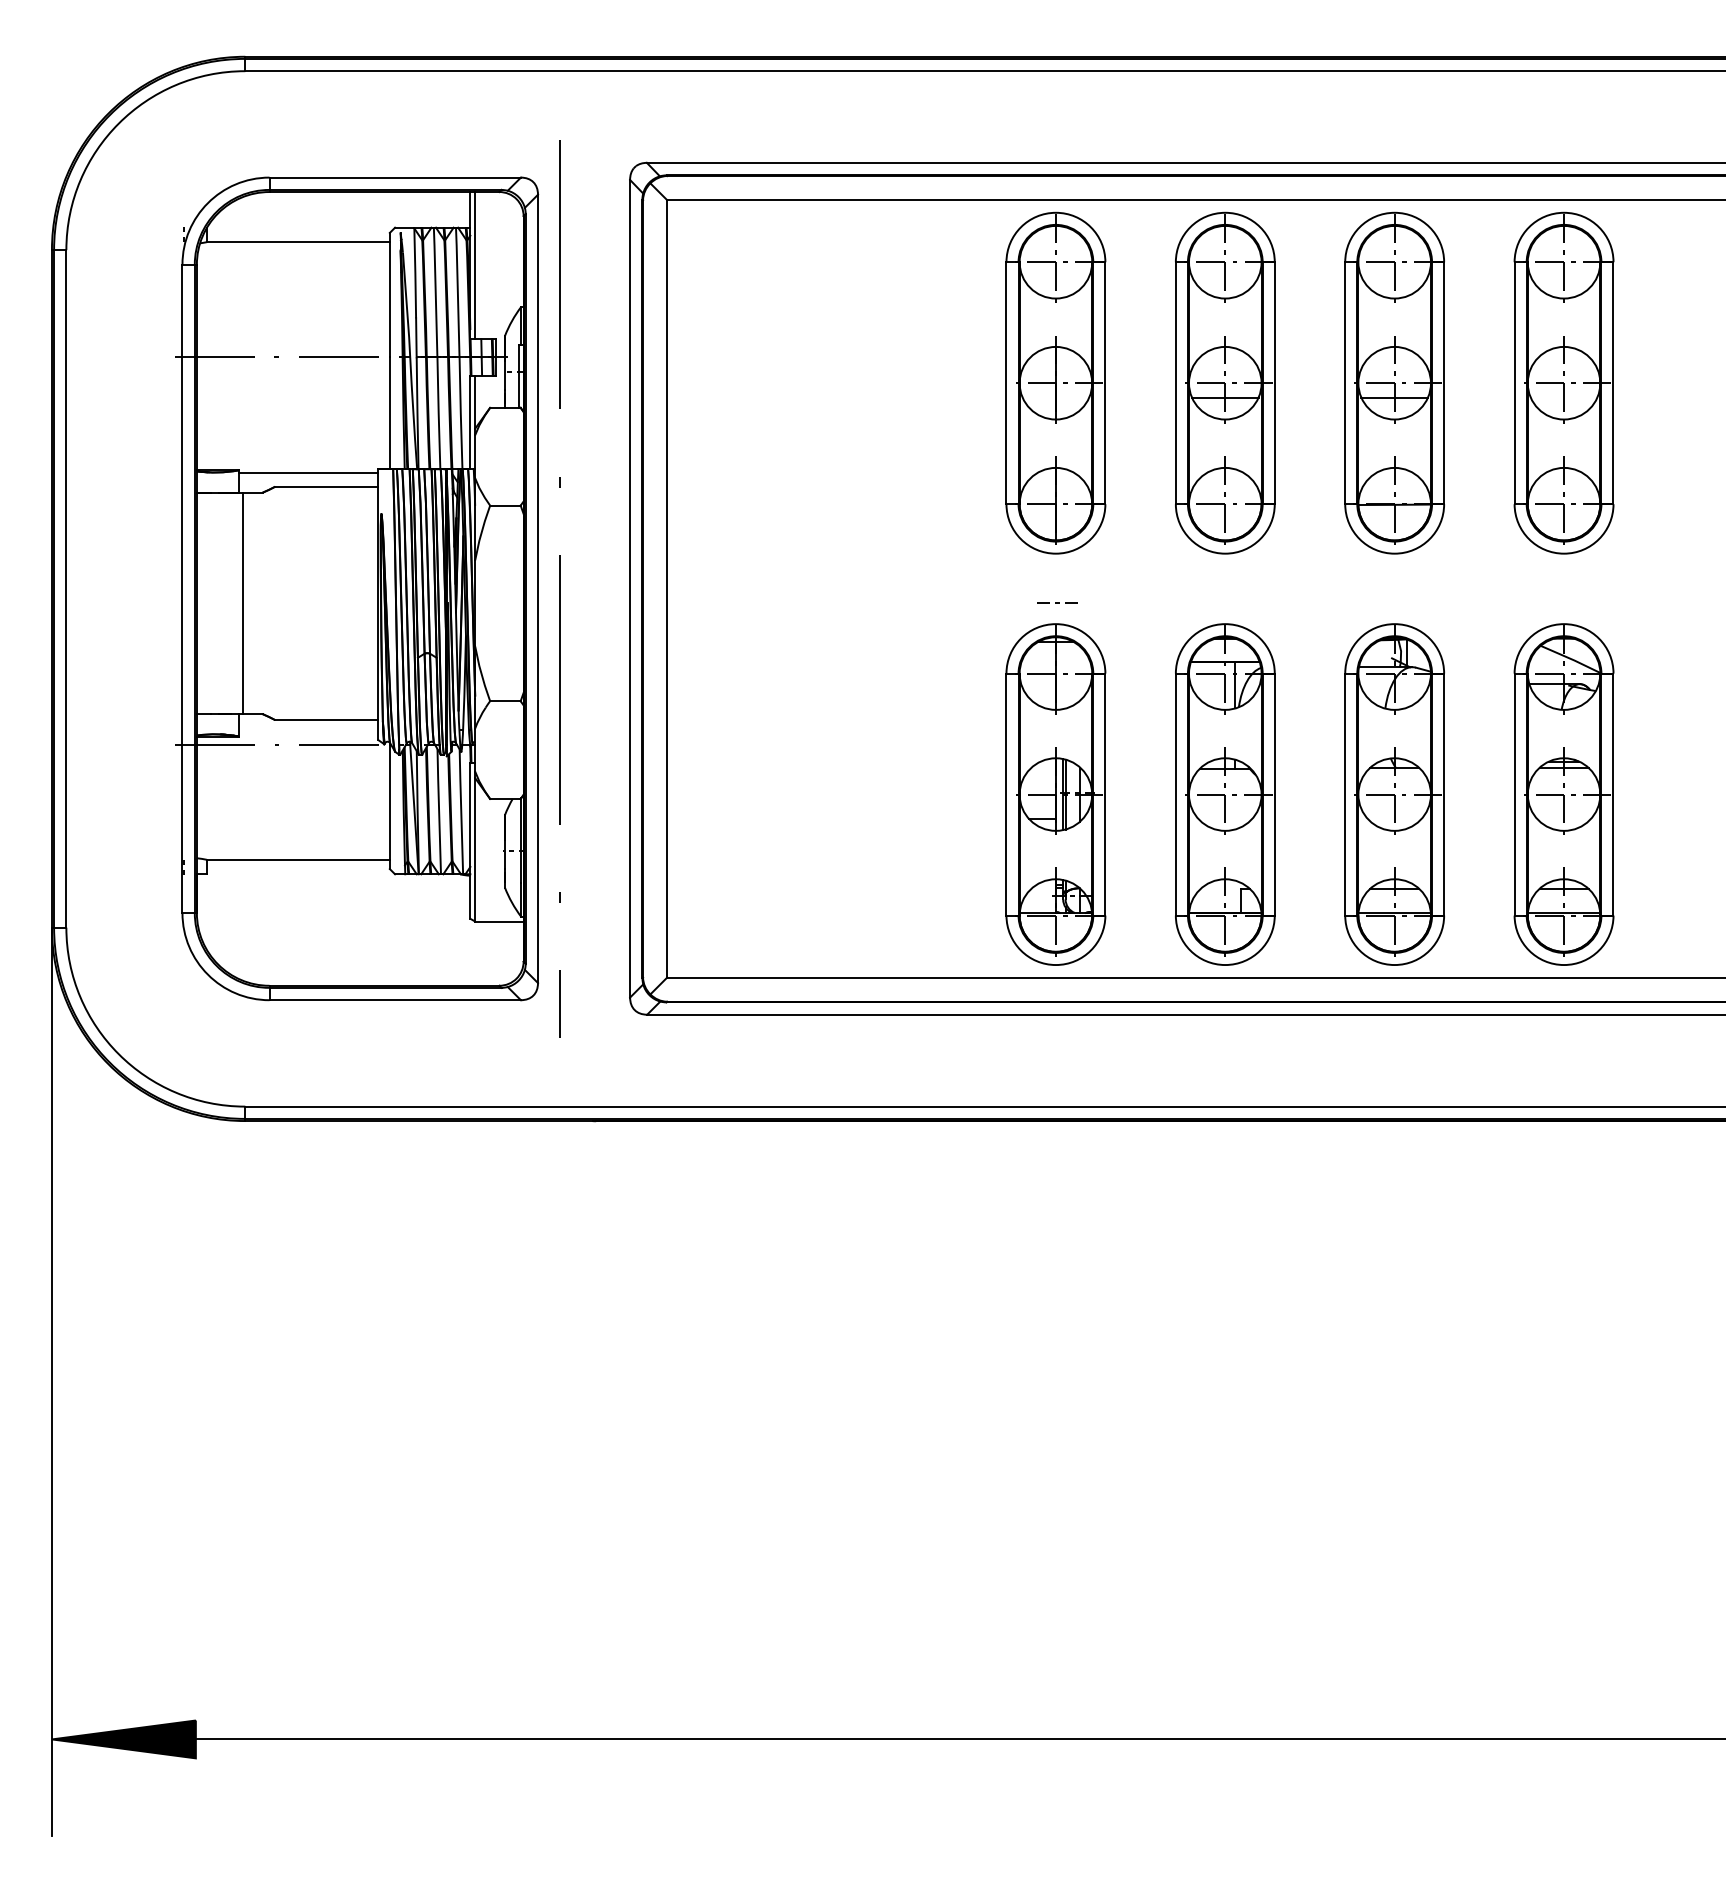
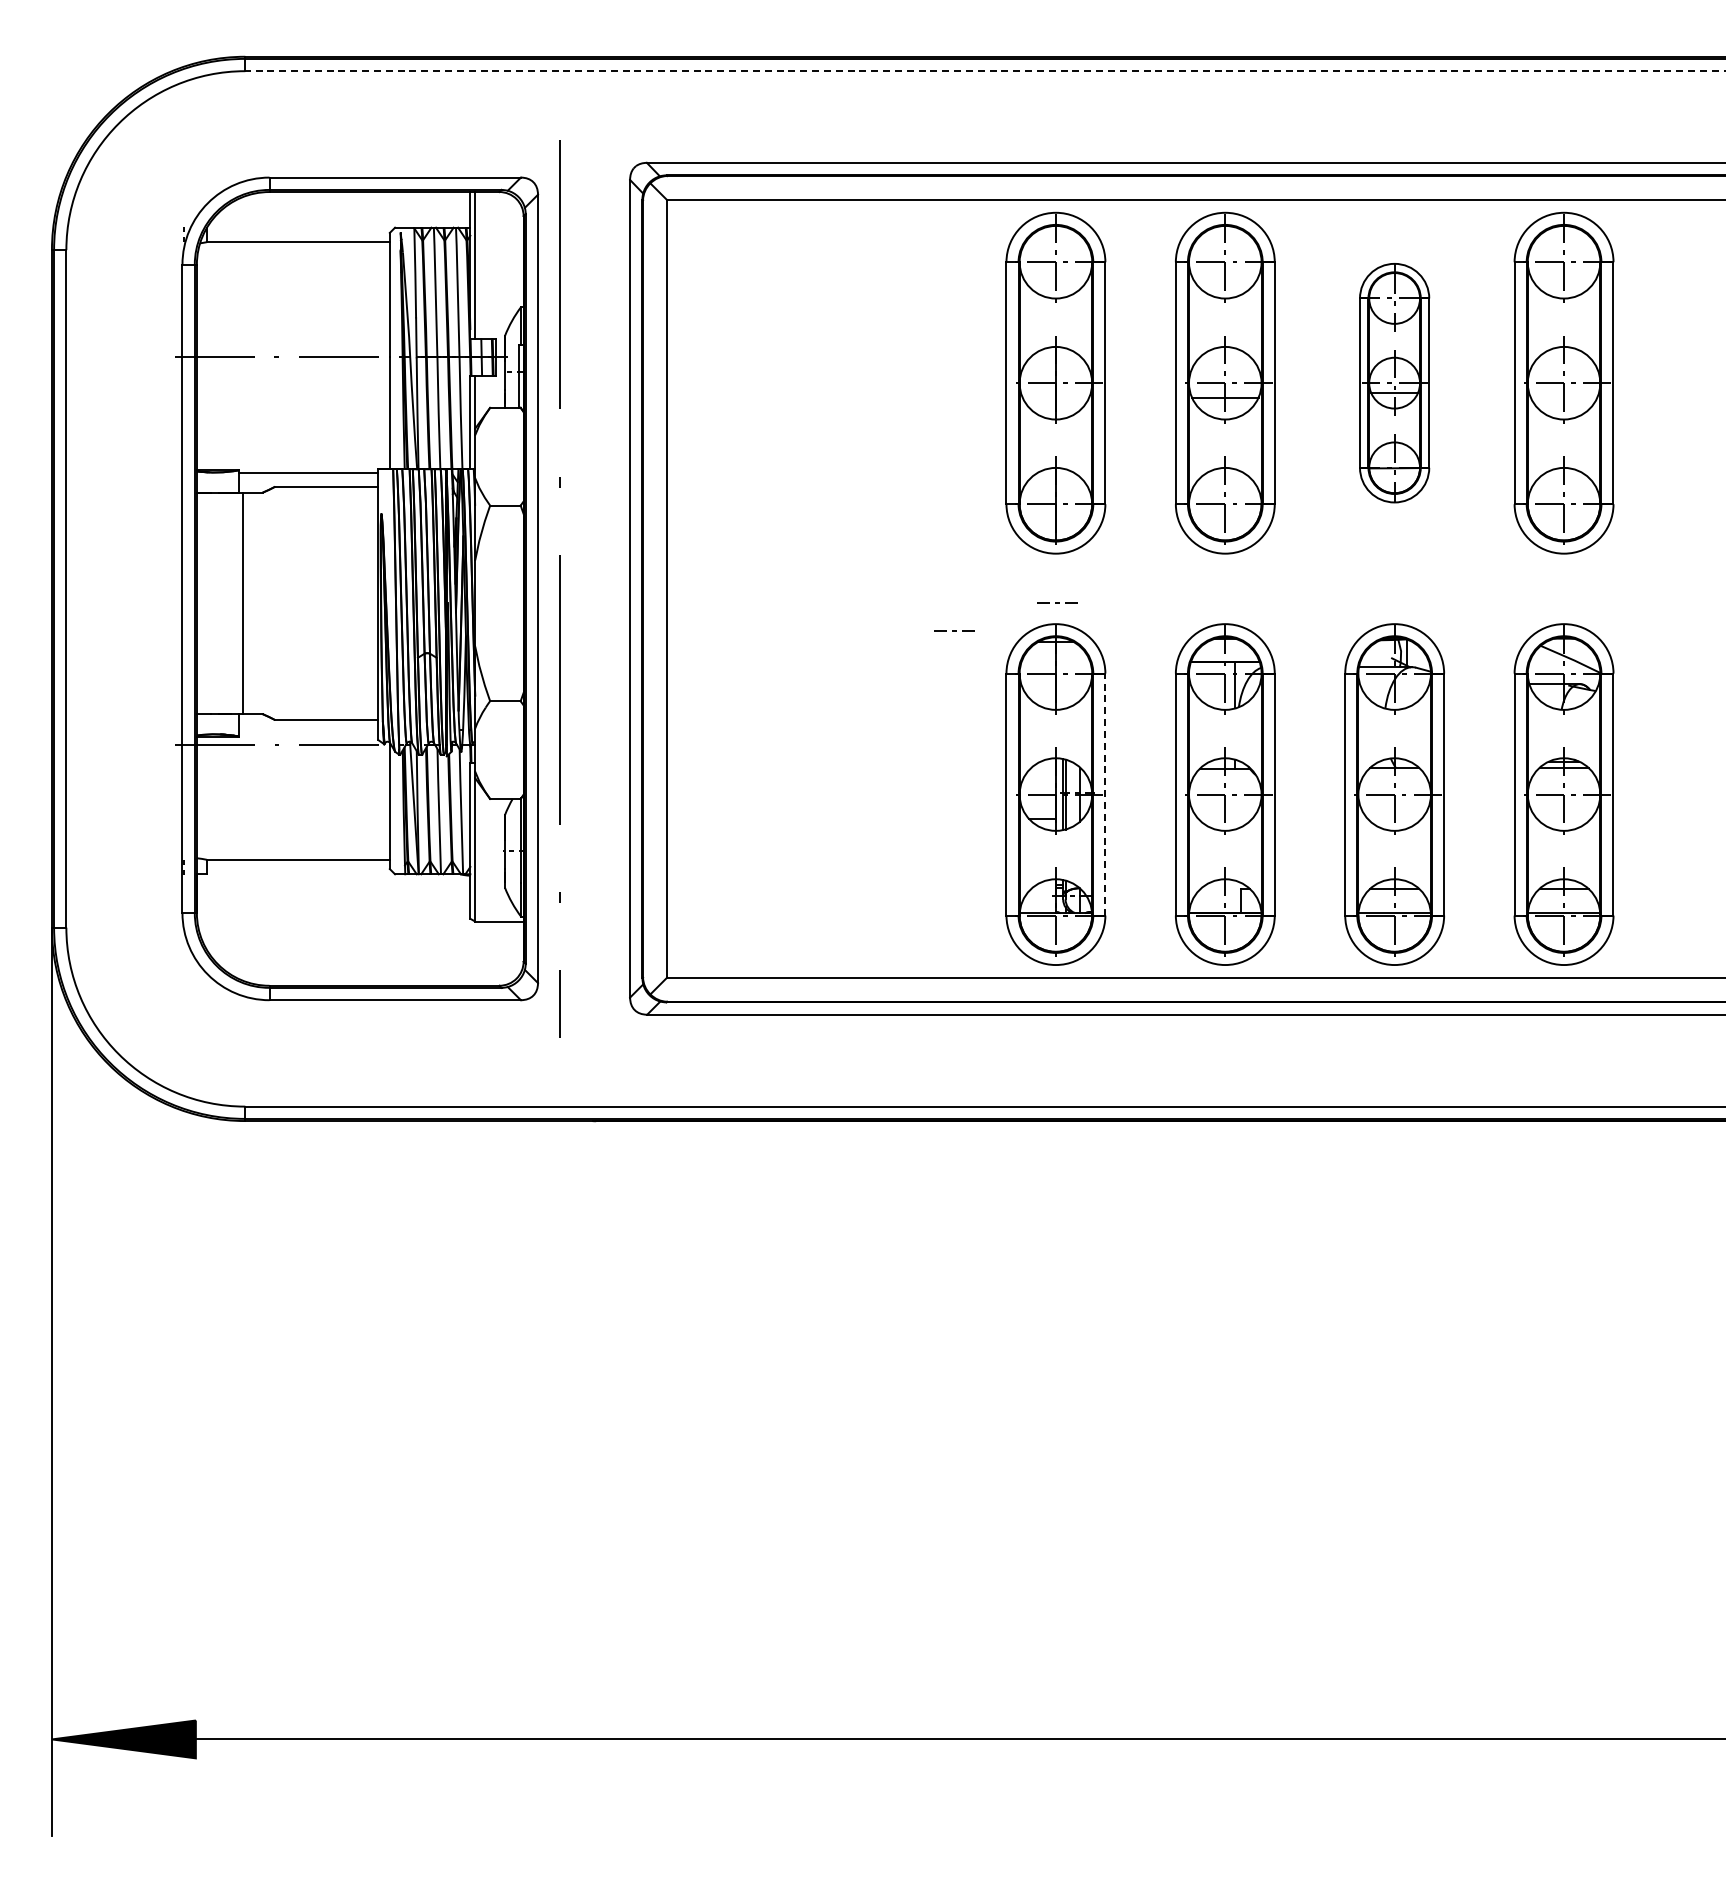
line: solid -> dashed (985, 71)
part size: 101x344 px -> 72x241 px (1394, 383)
line: none -> present (954, 630)
line: solid -> dashed (1105, 794)
